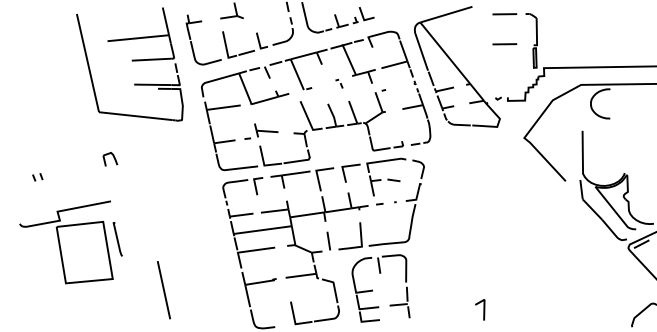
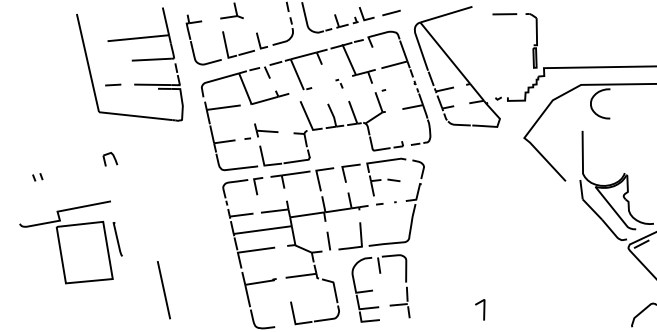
line: none -> present (391, 12)
line: present -> none (504, 44)
line: none -> present (113, 84)
